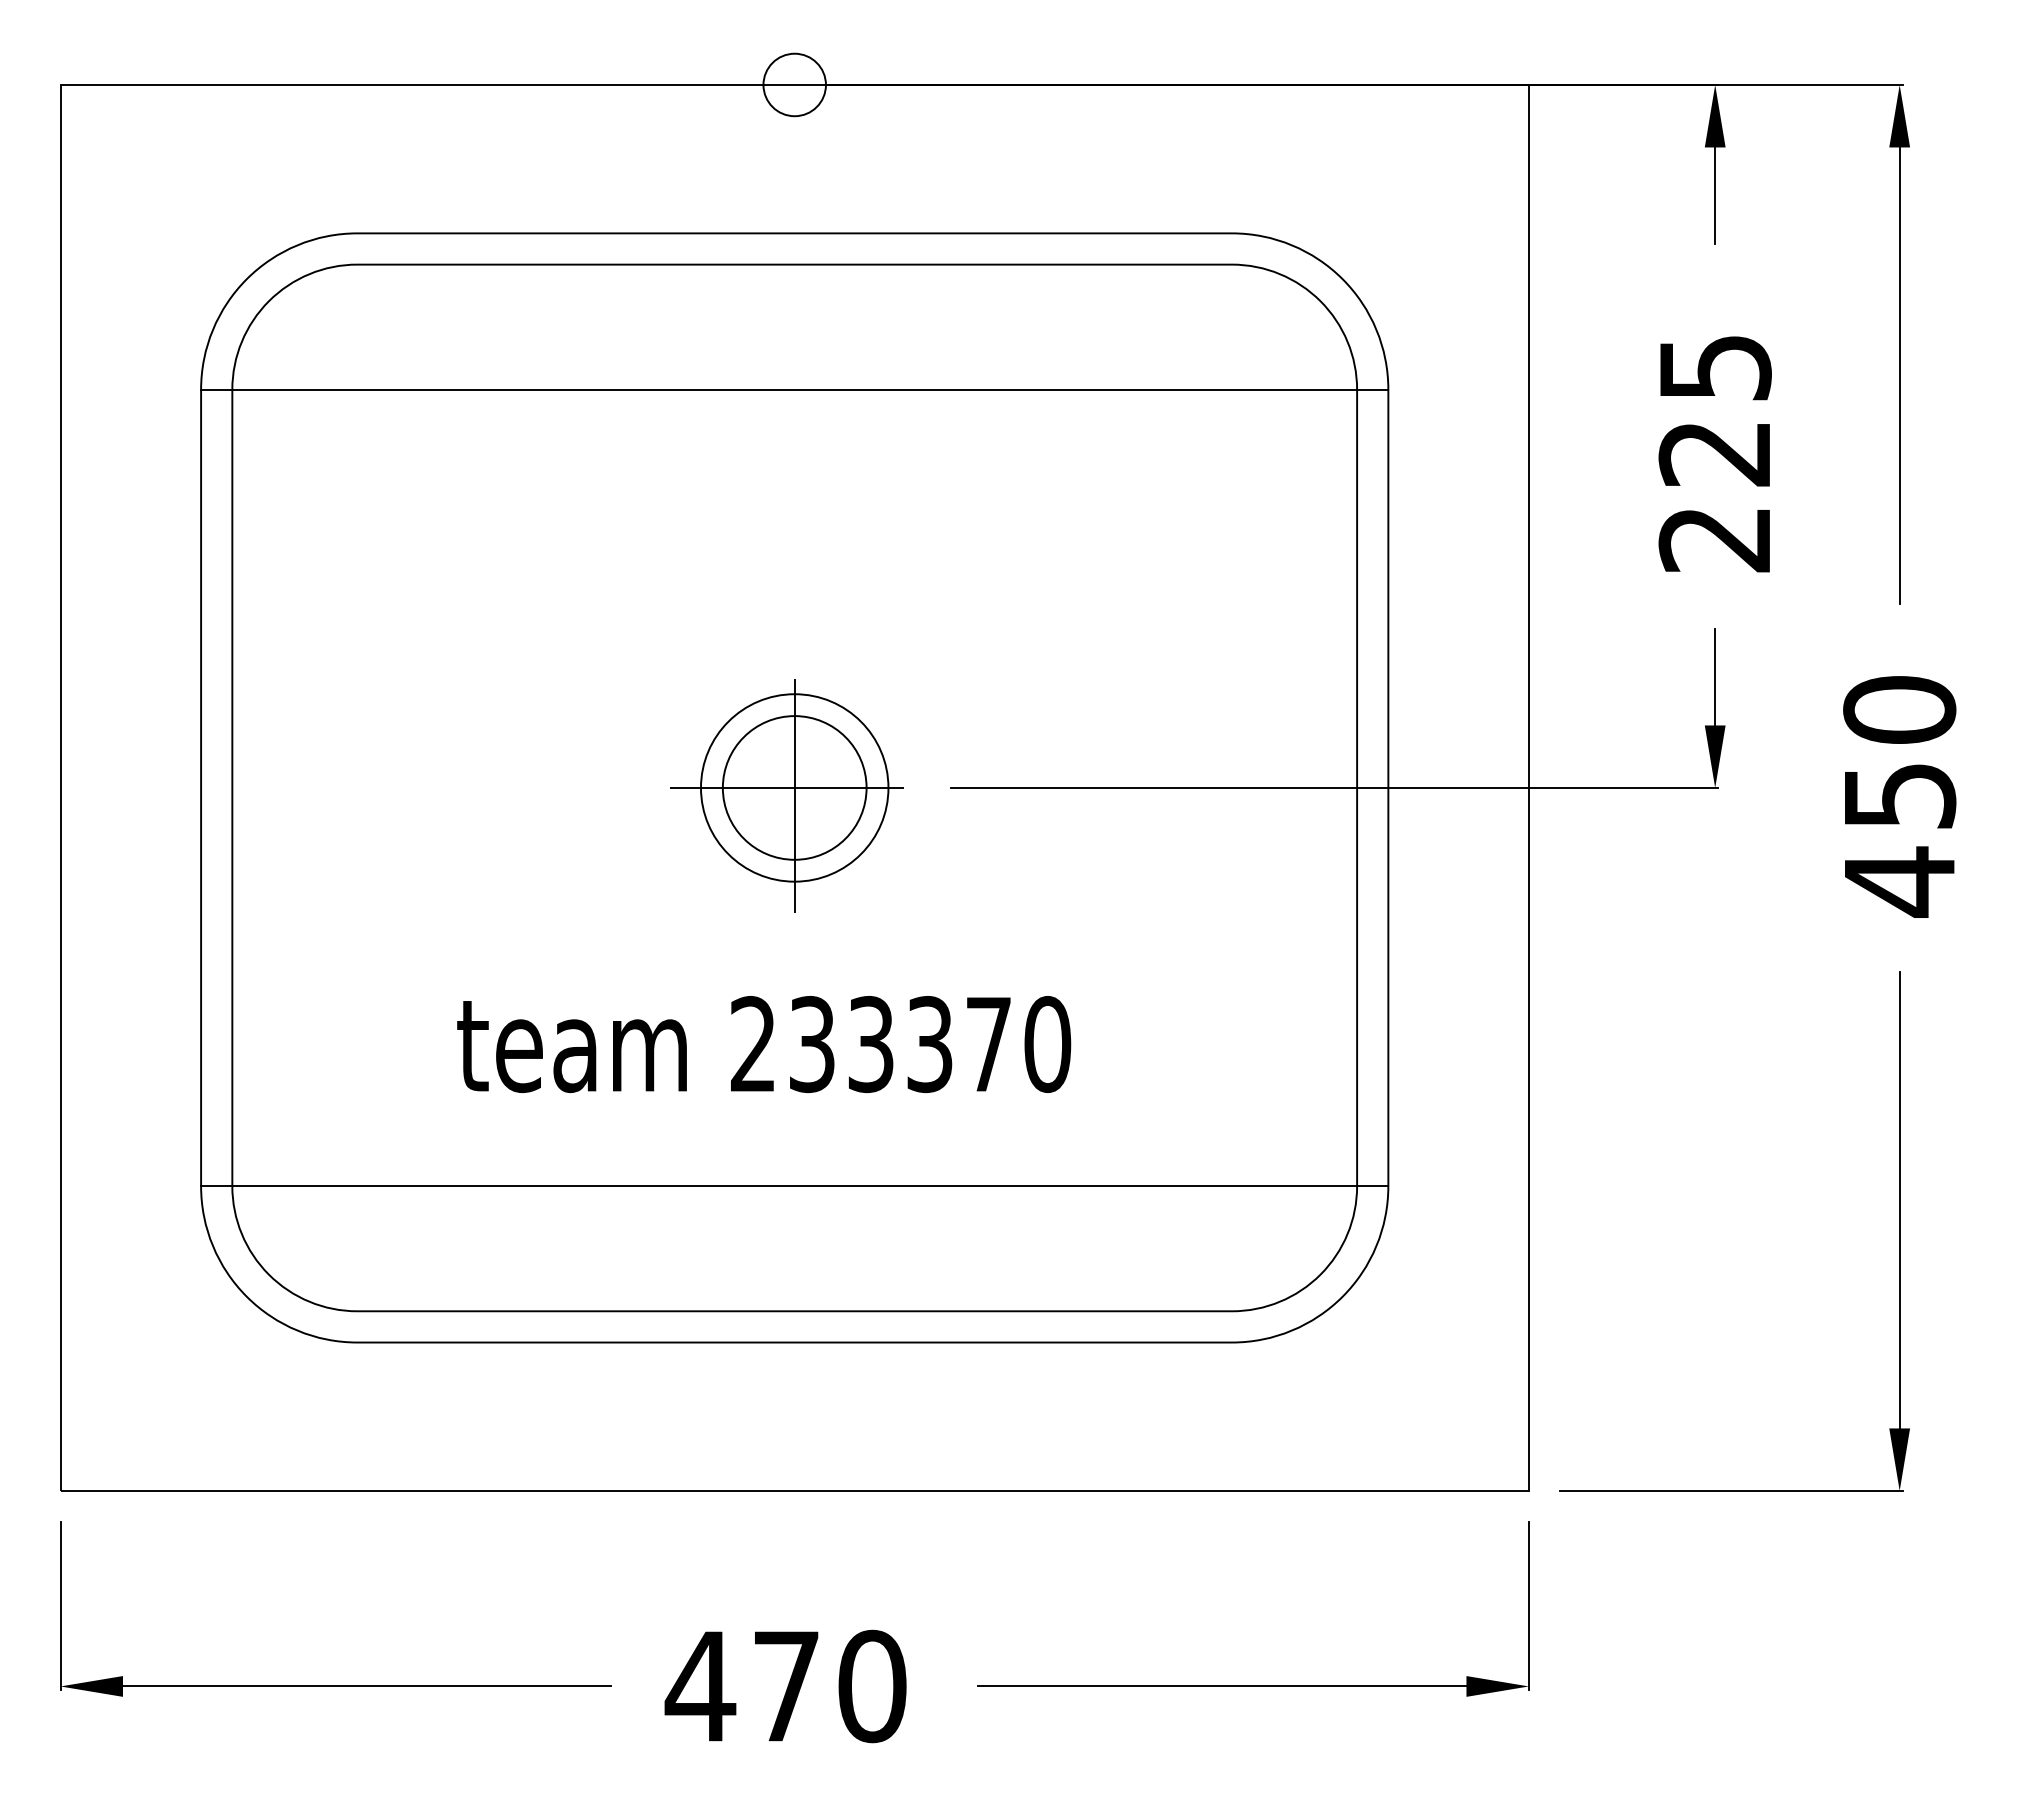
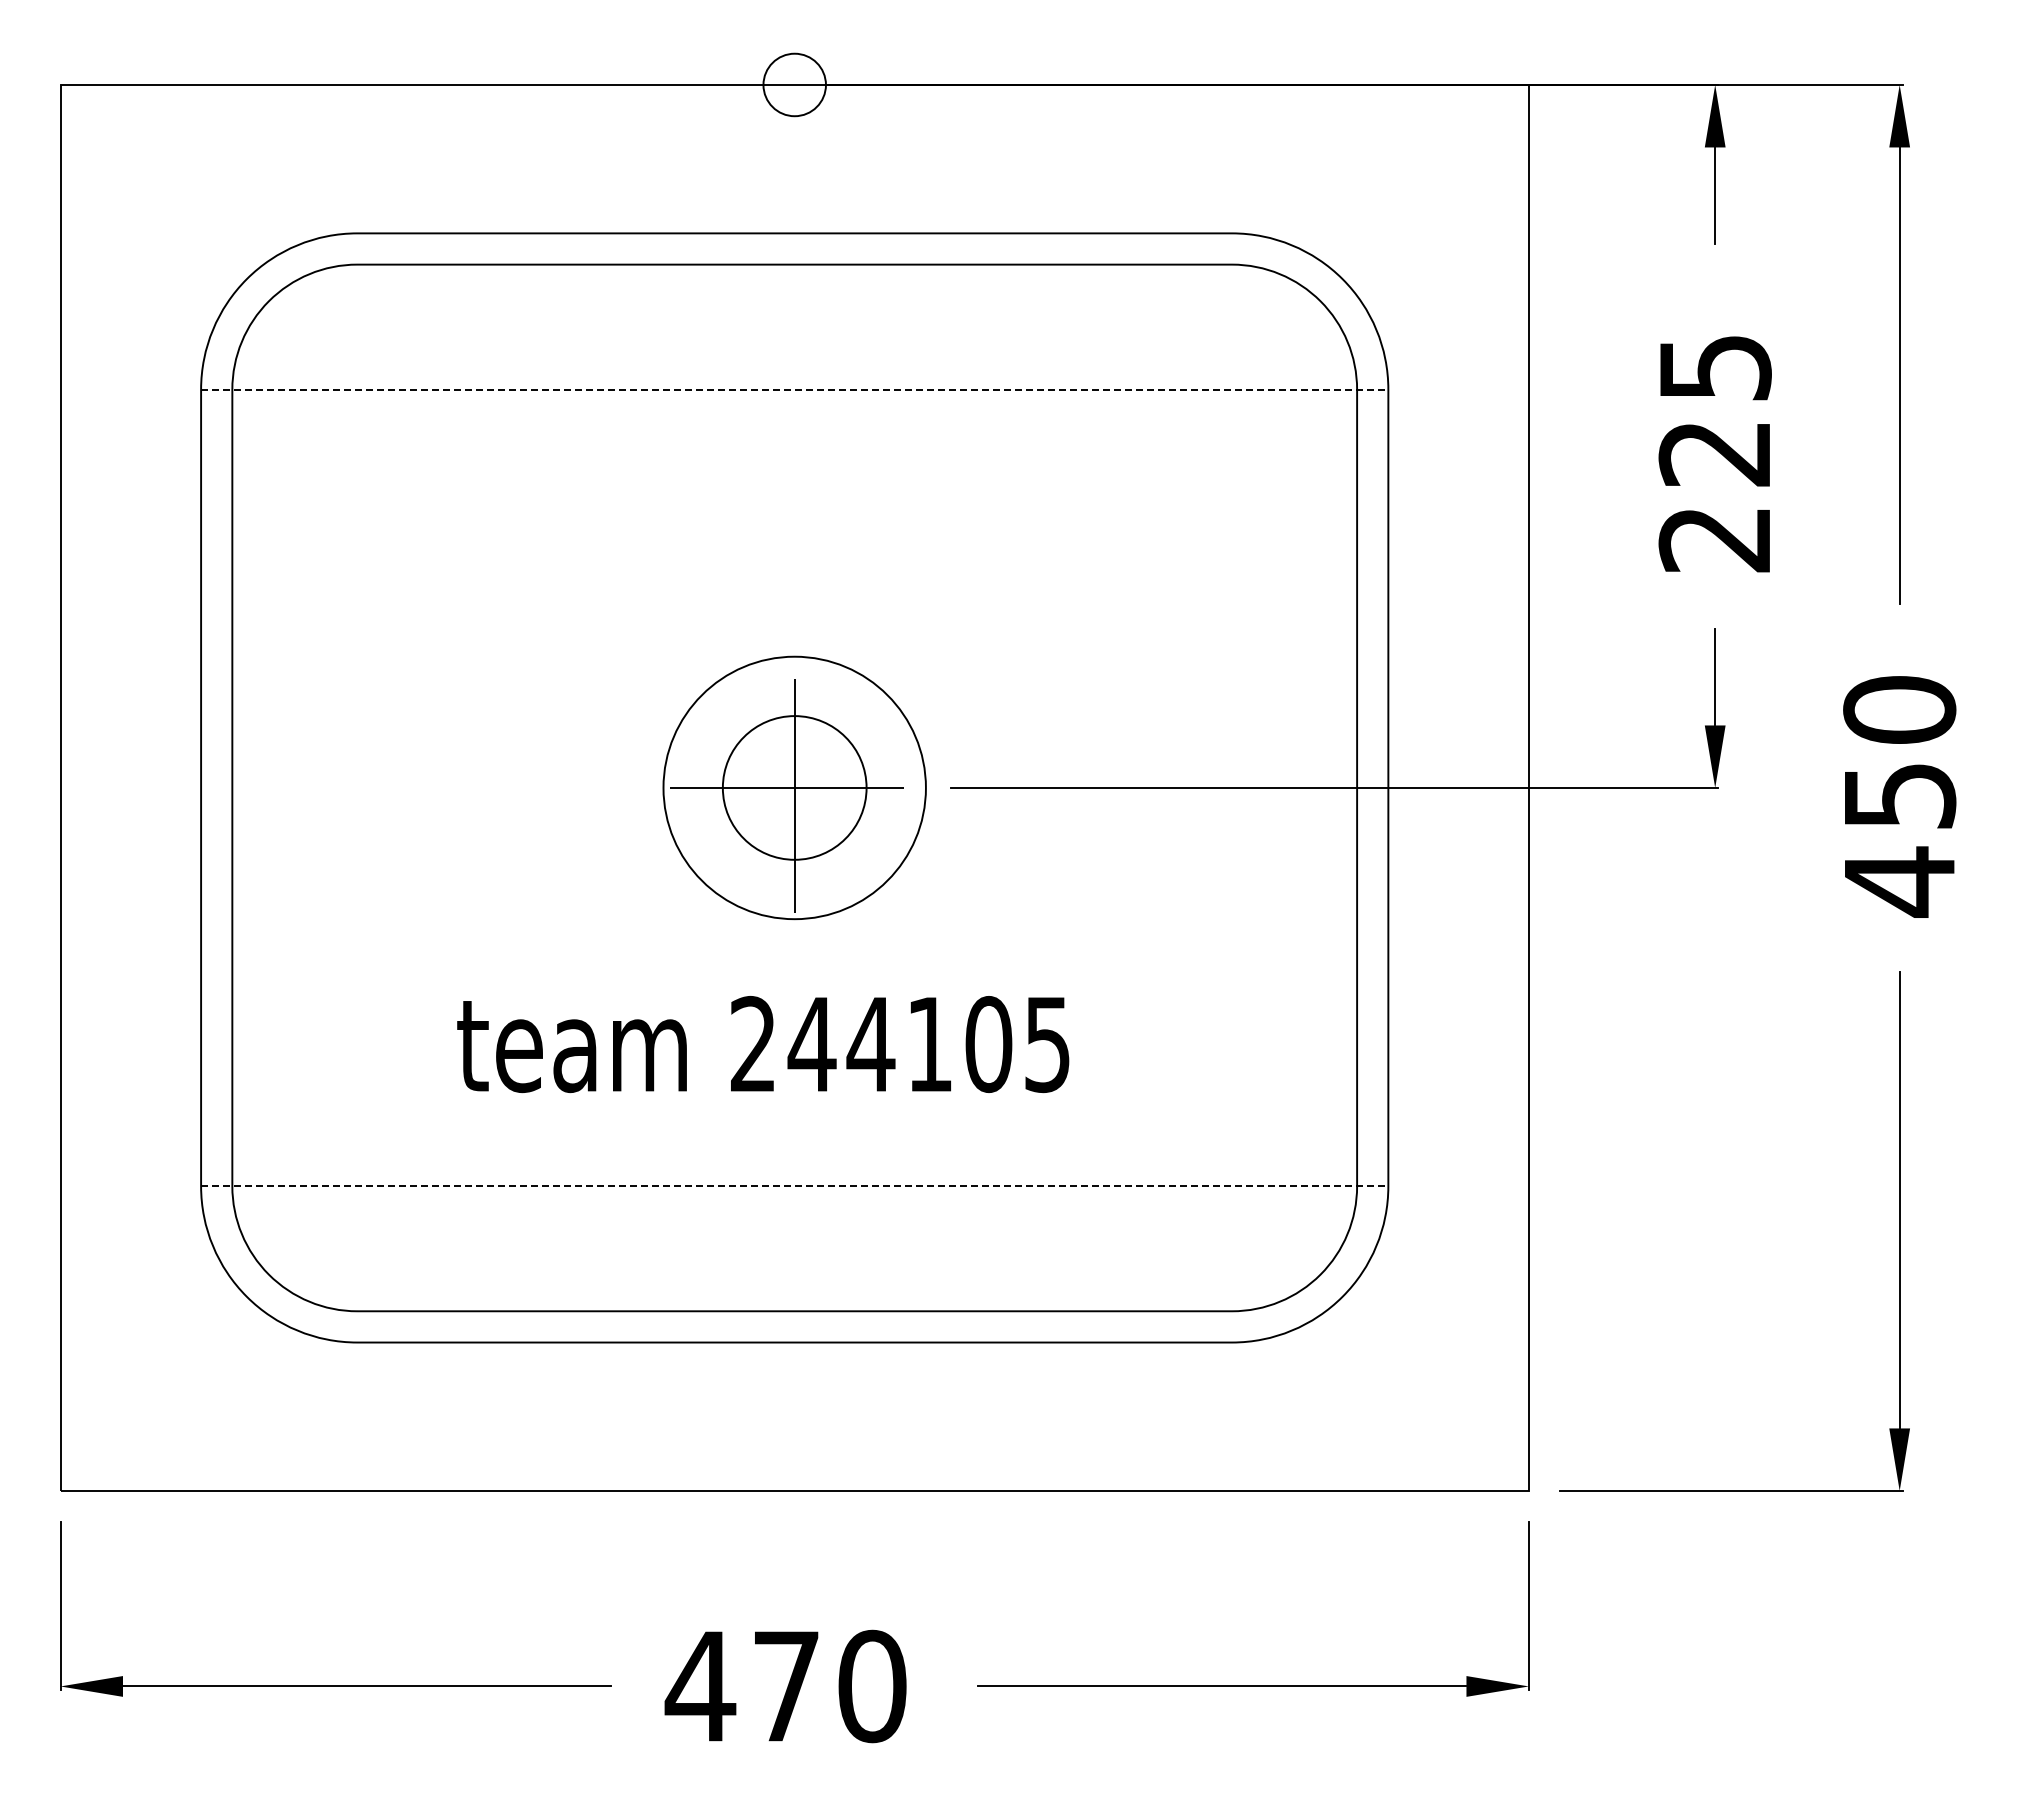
line: solid -> dashed (794, 389)
circle diameter: 187 px -> 262 px (794, 787)
text: 233370 -> 244105 (929, 1044)
line: solid -> dashed (794, 1186)
